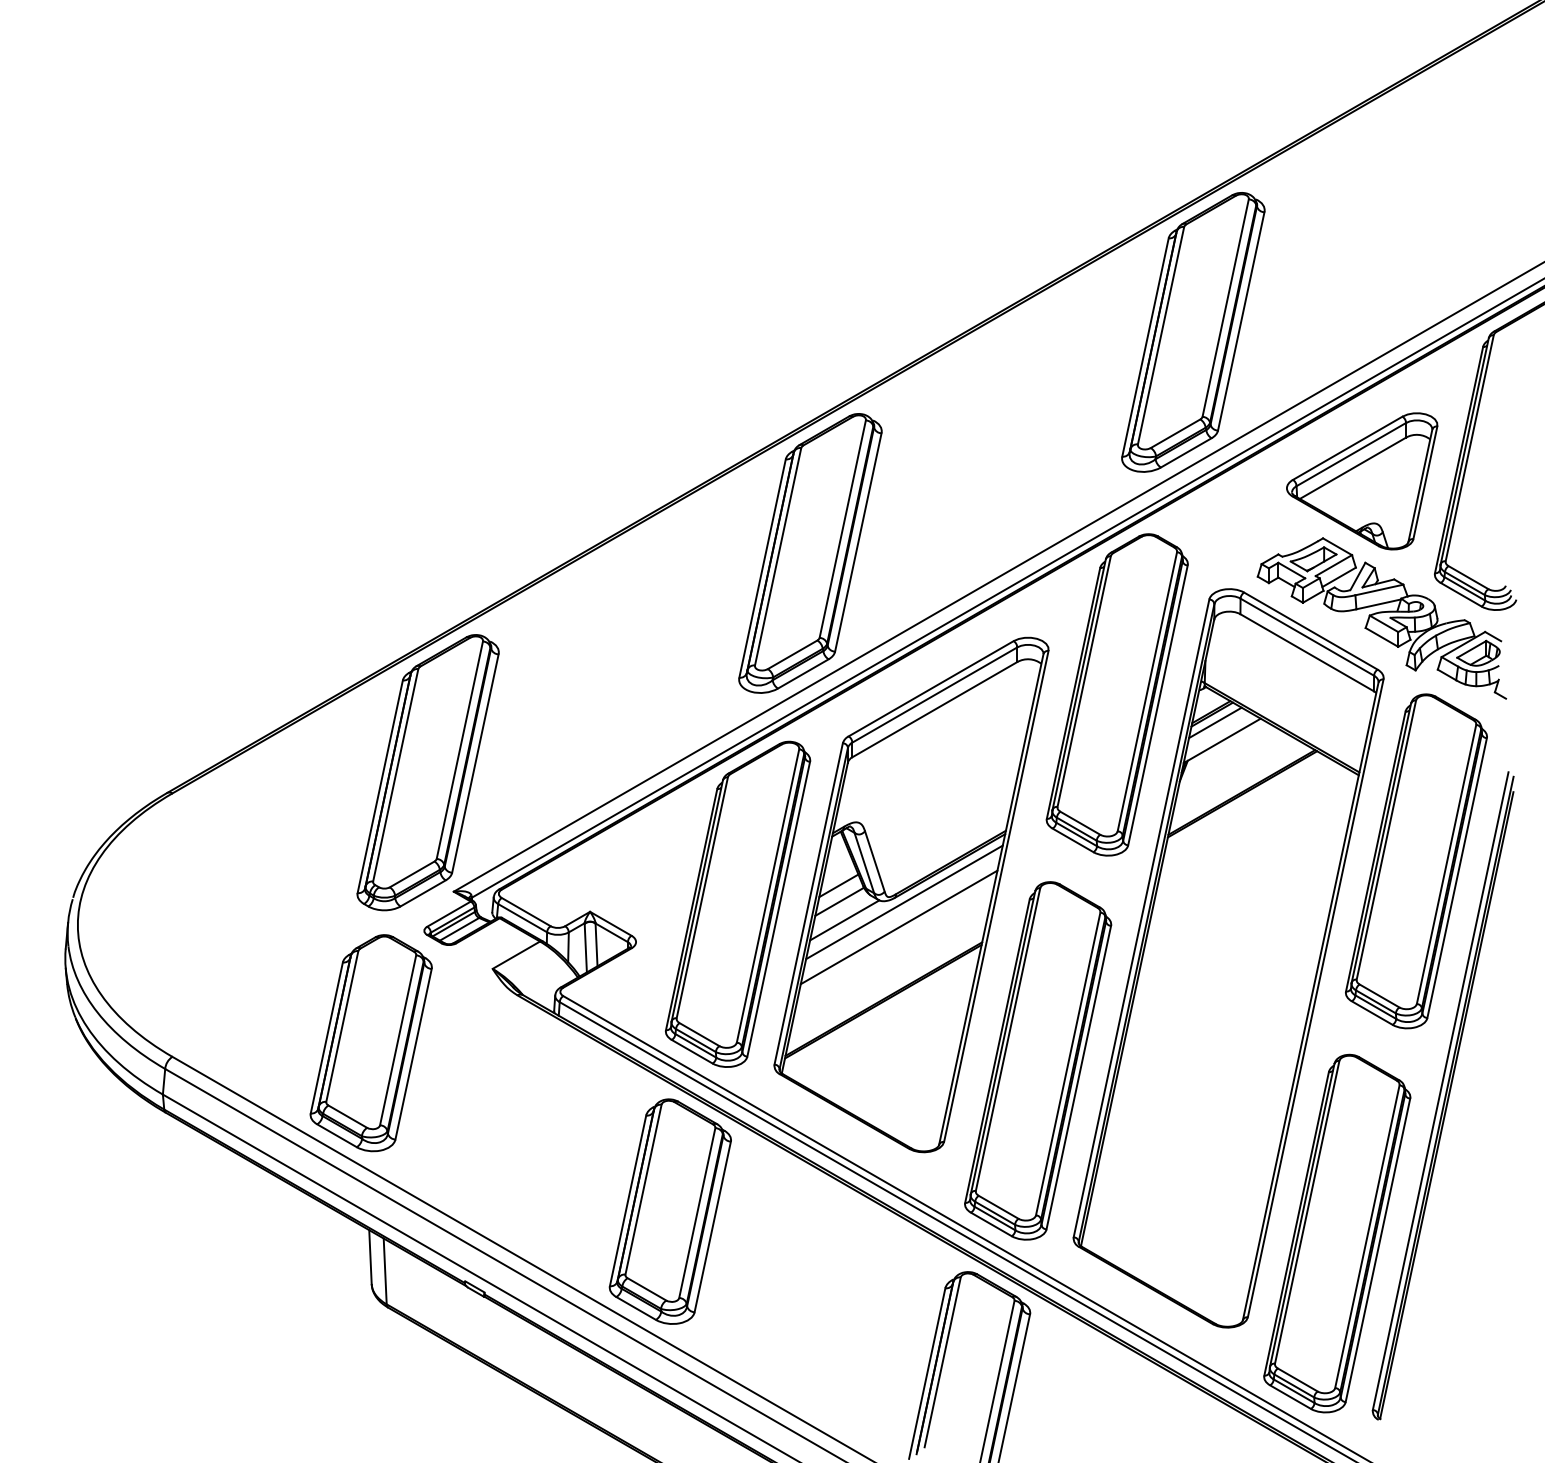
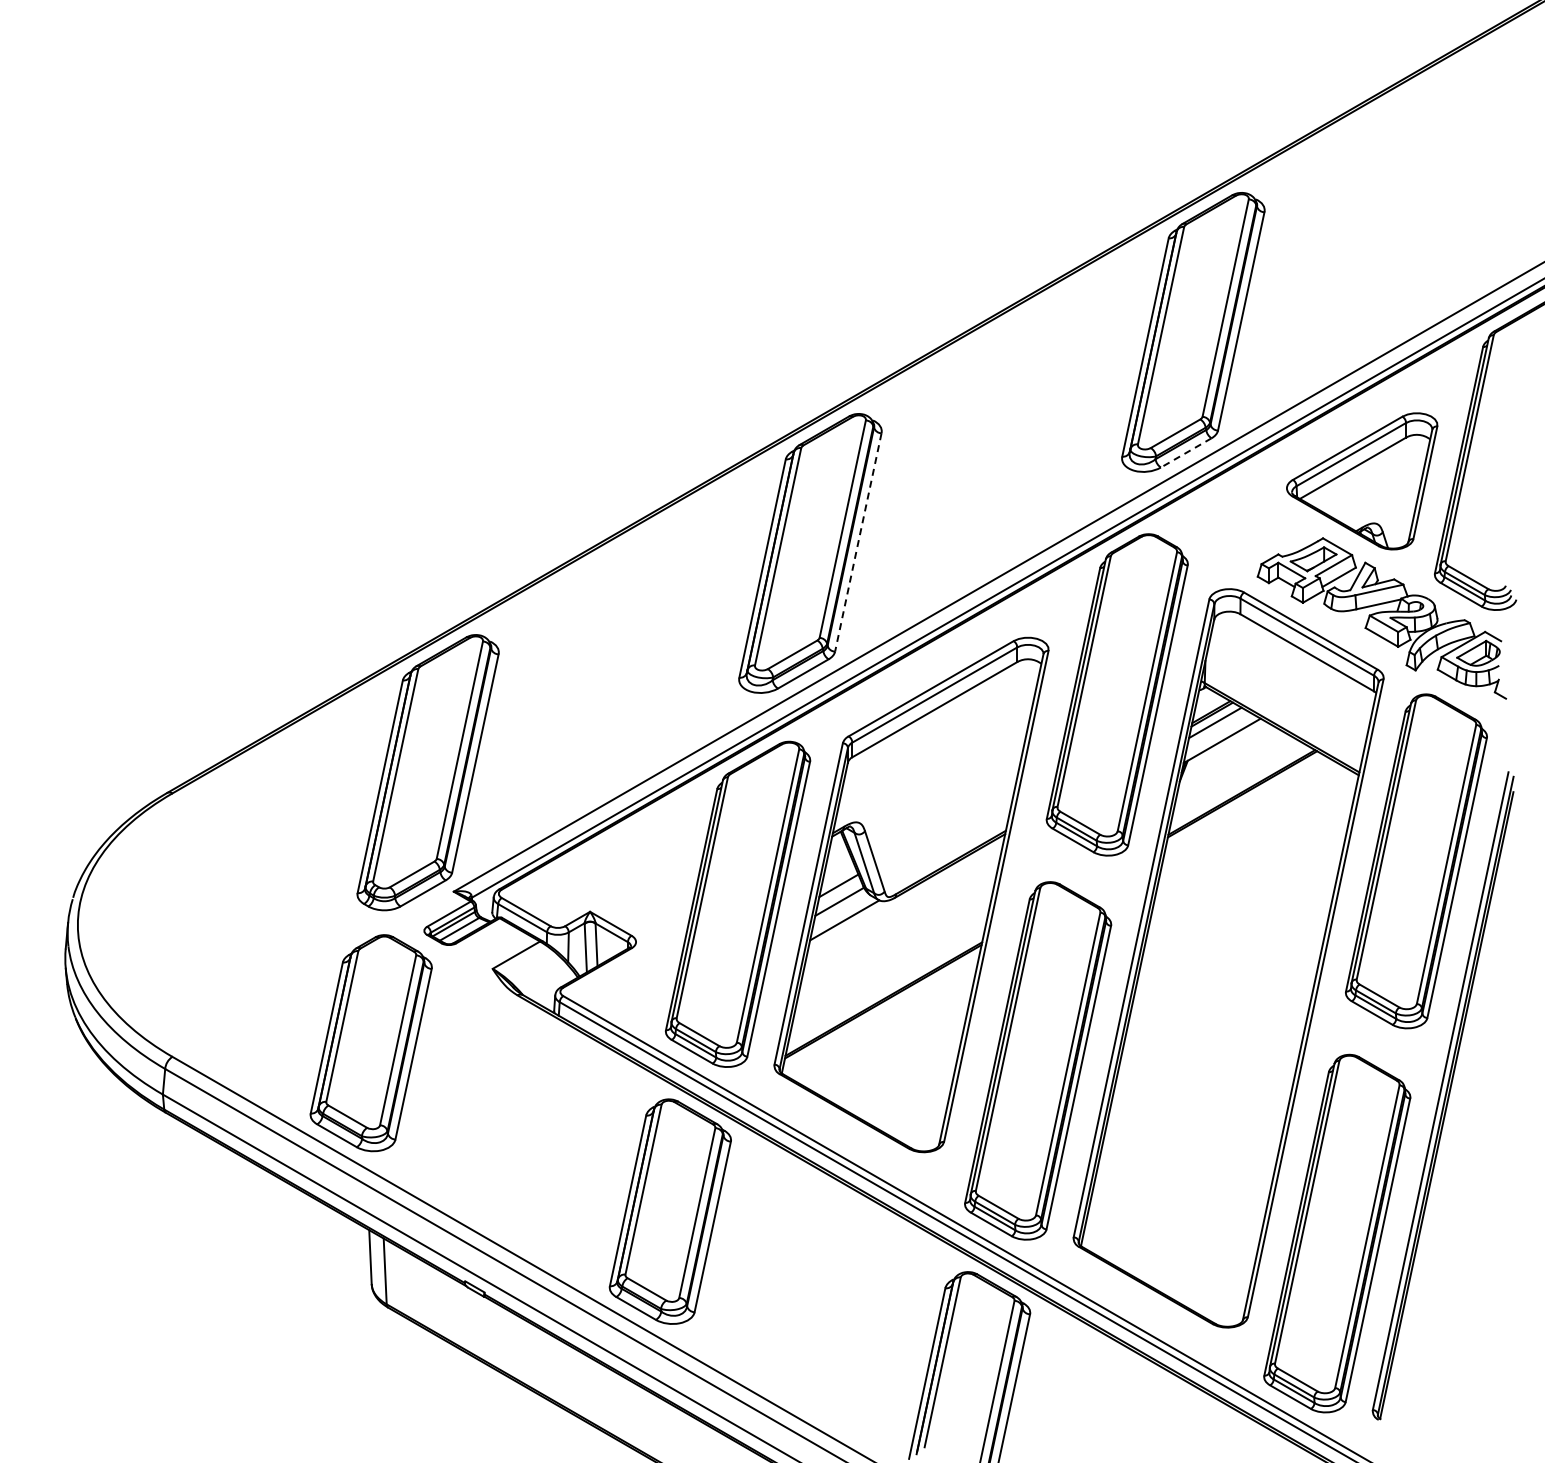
line: solid -> dashed (1185, 453)
line: solid -> dashed (858, 542)
line: present -> none (904, 902)
line: present -> none (898, 927)
